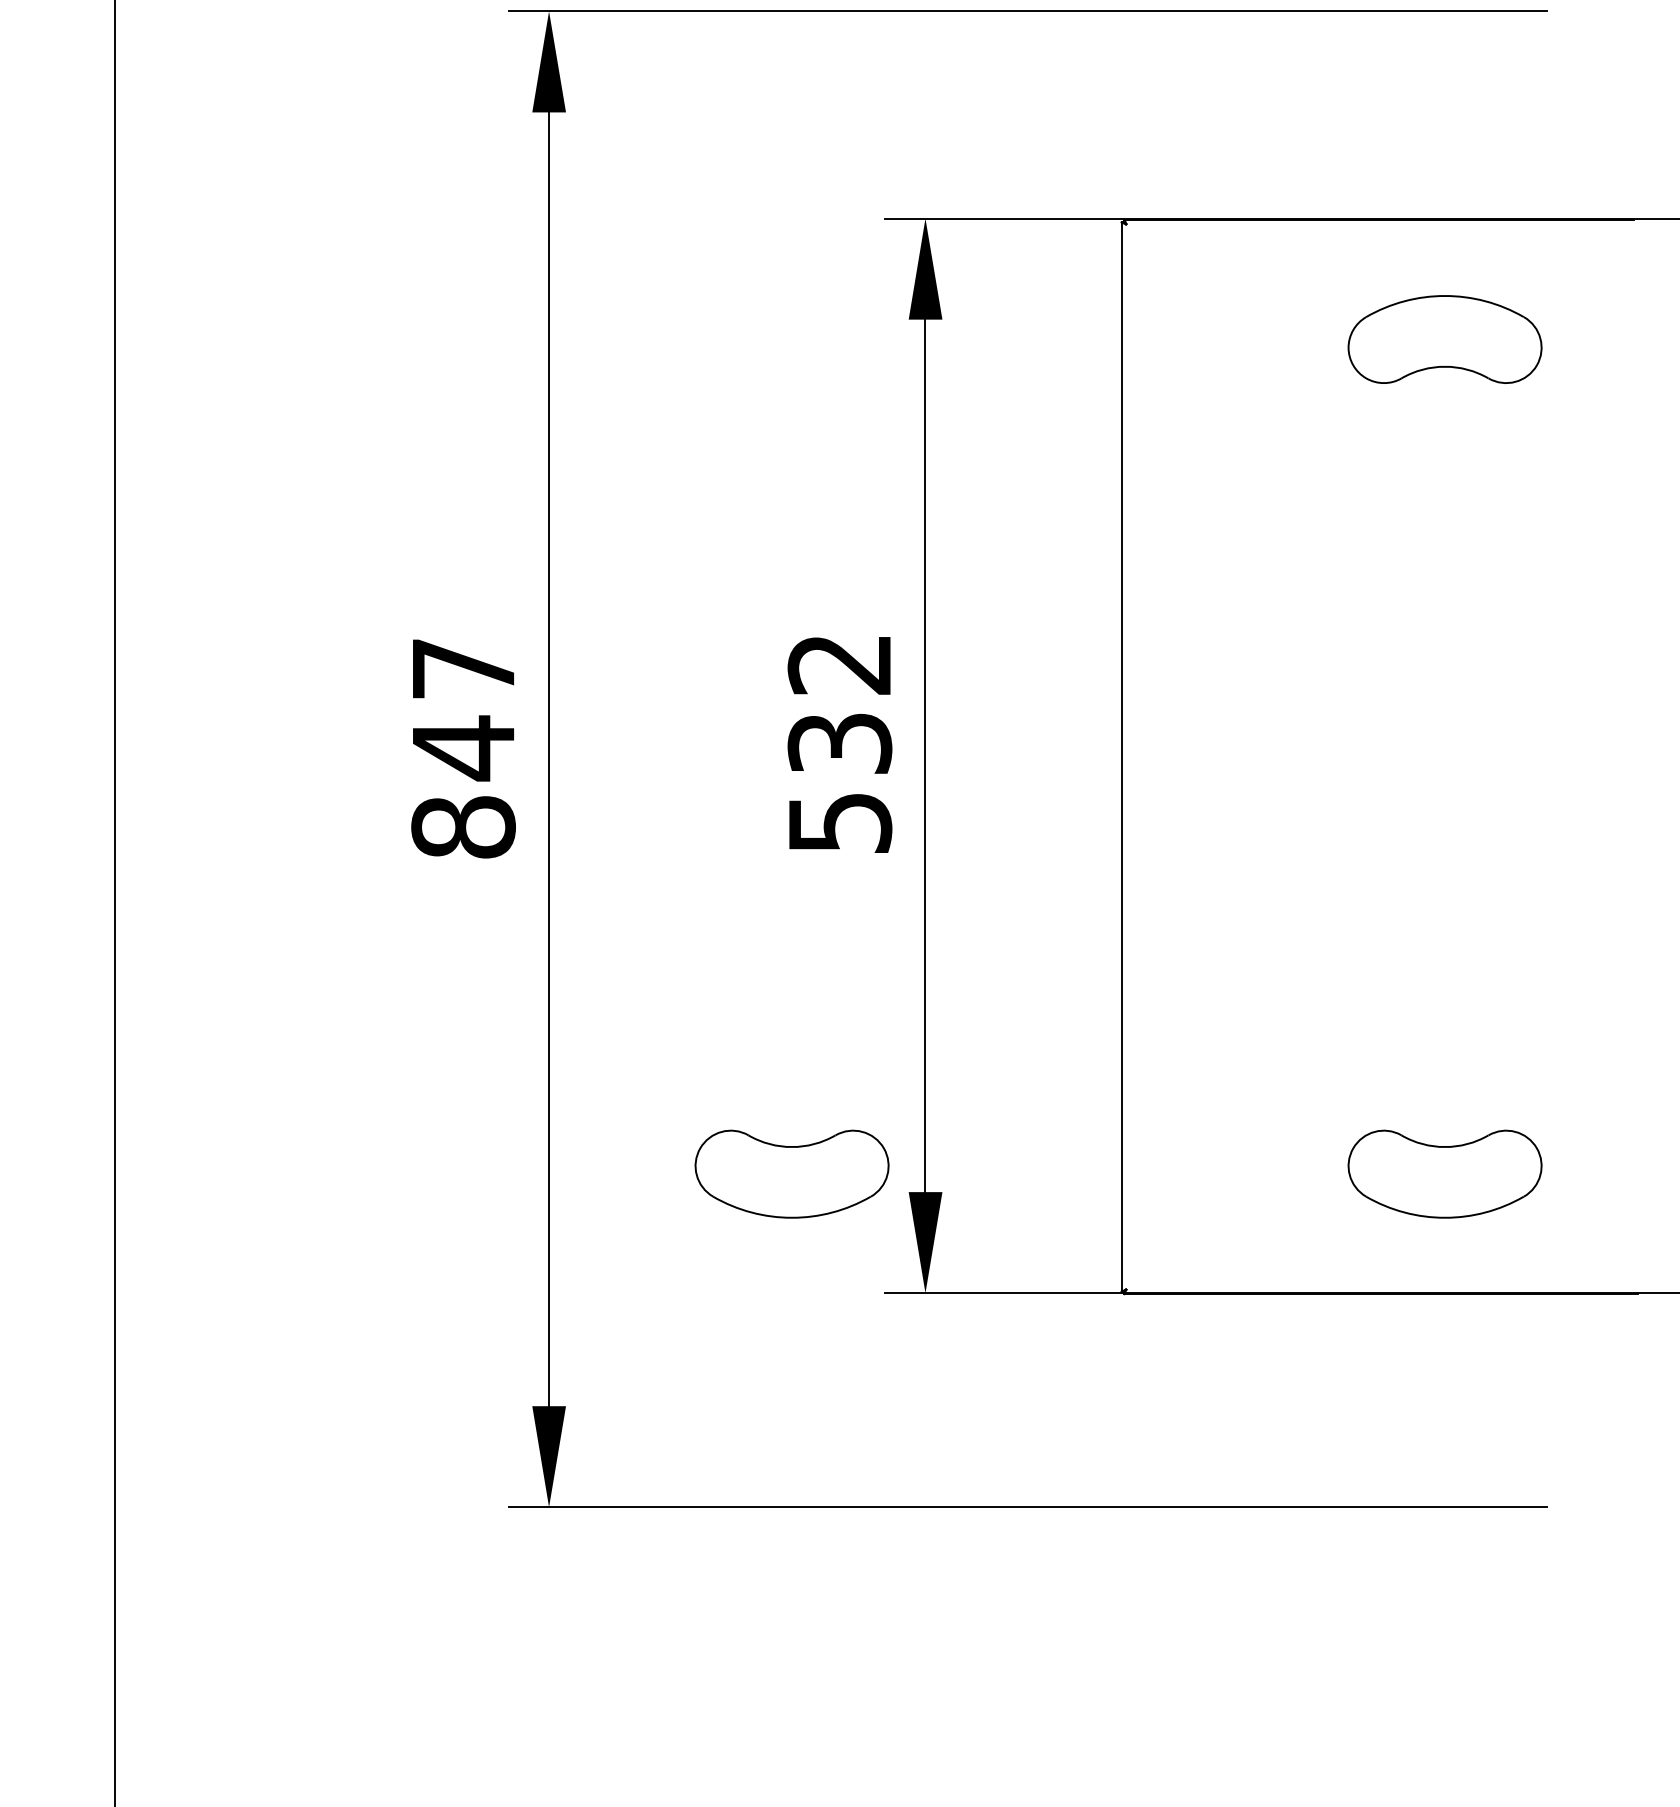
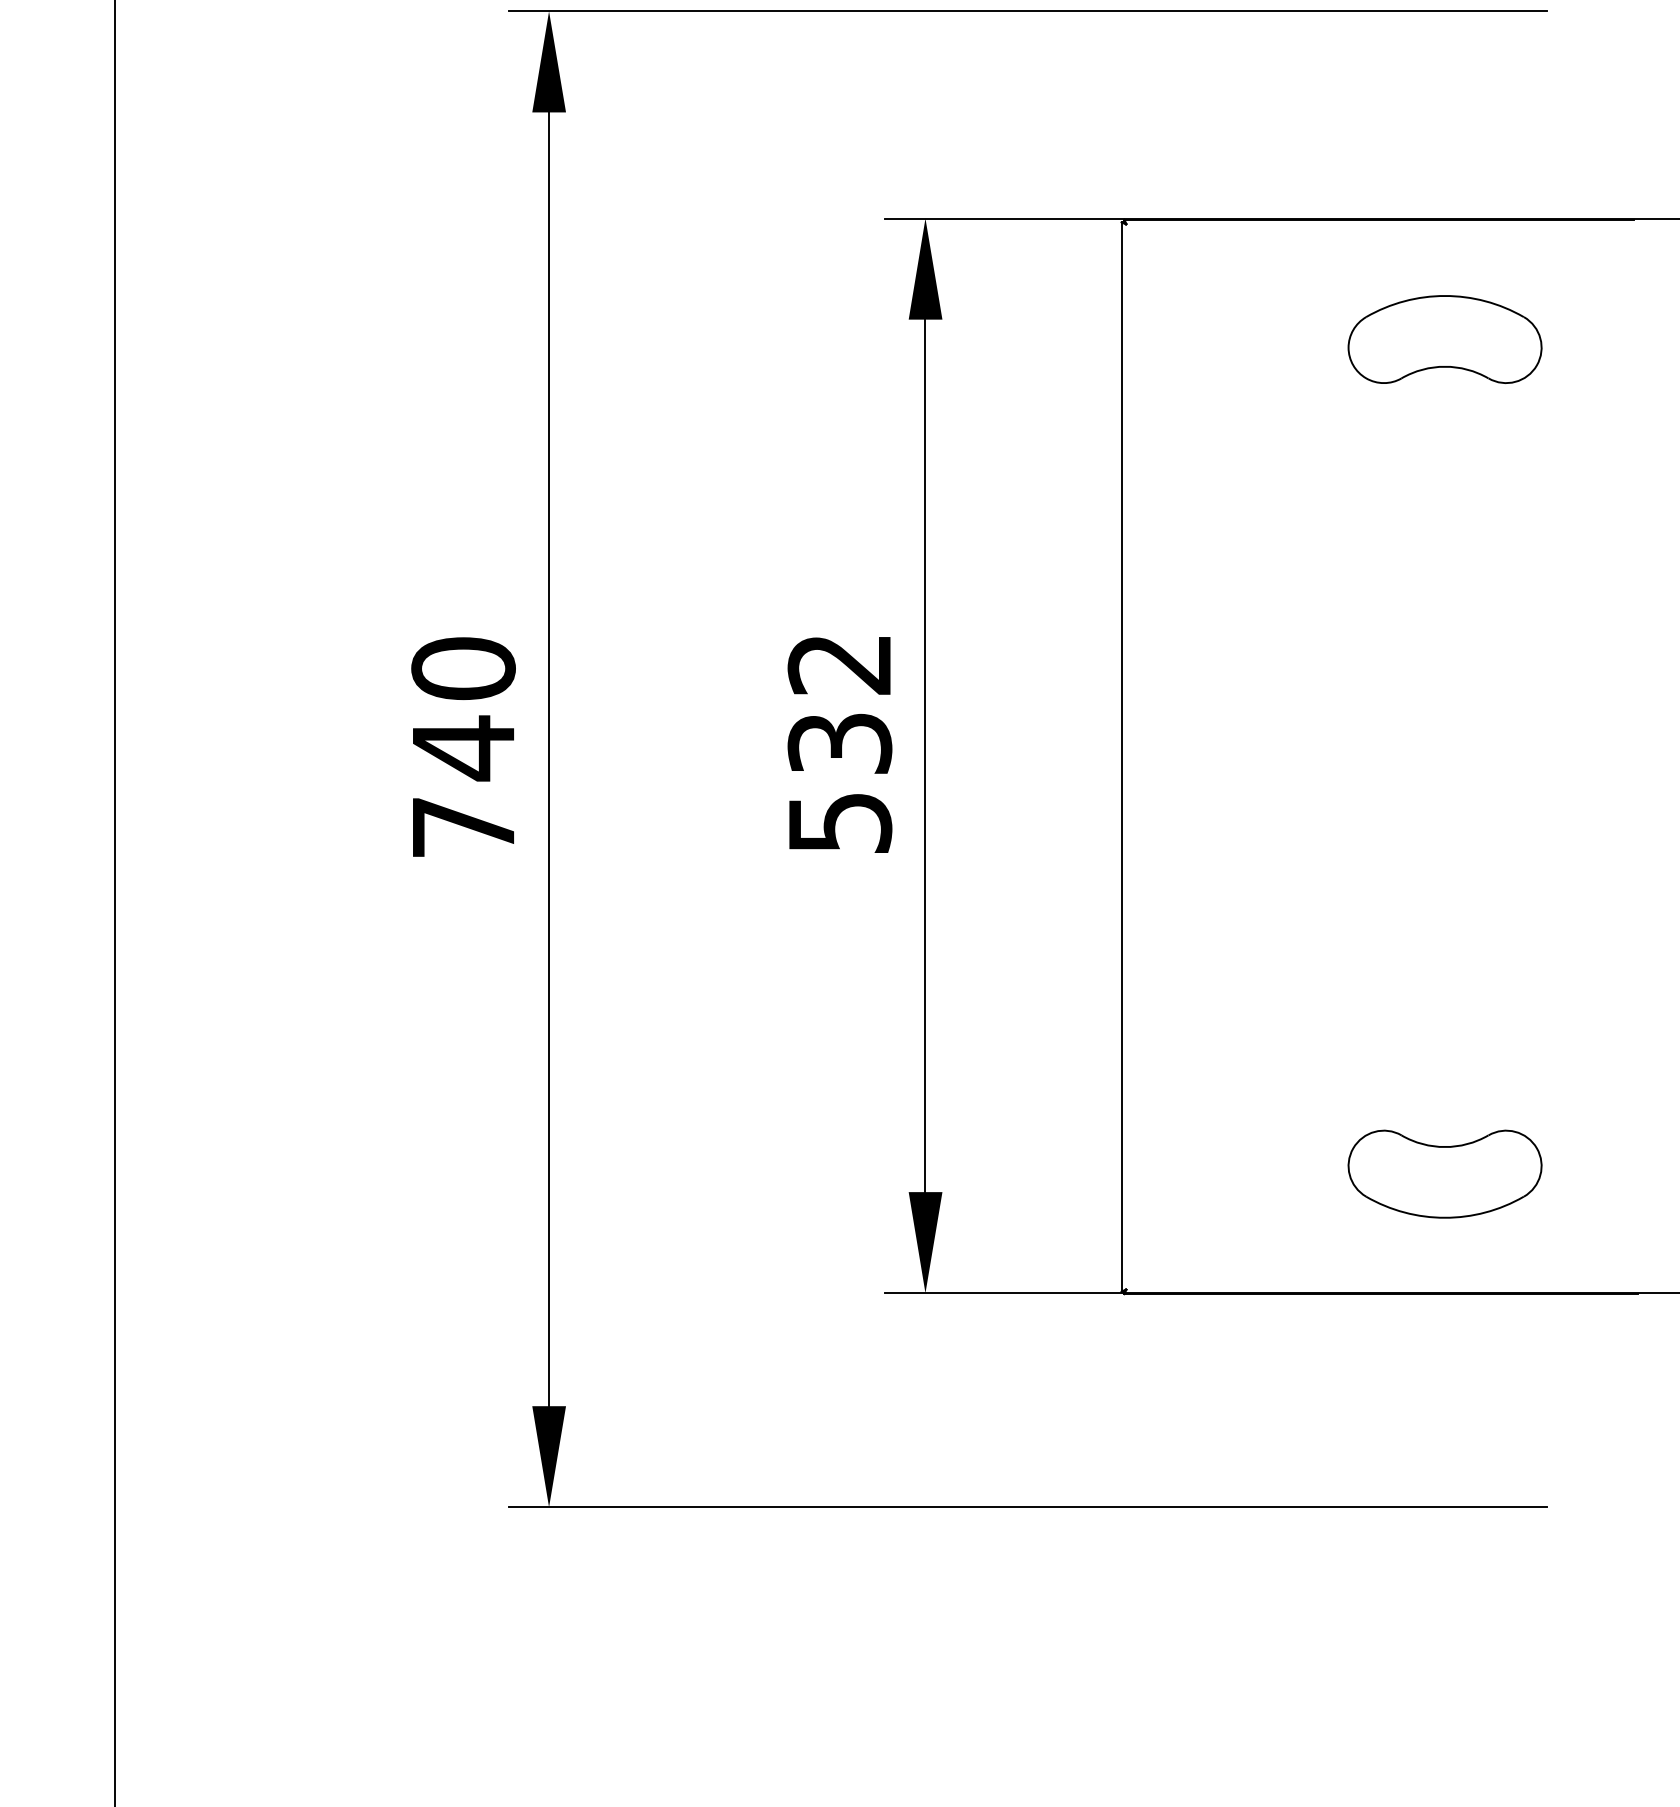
text: 847 -> 740 (463, 747)
part: present -> none (791, 1173)
